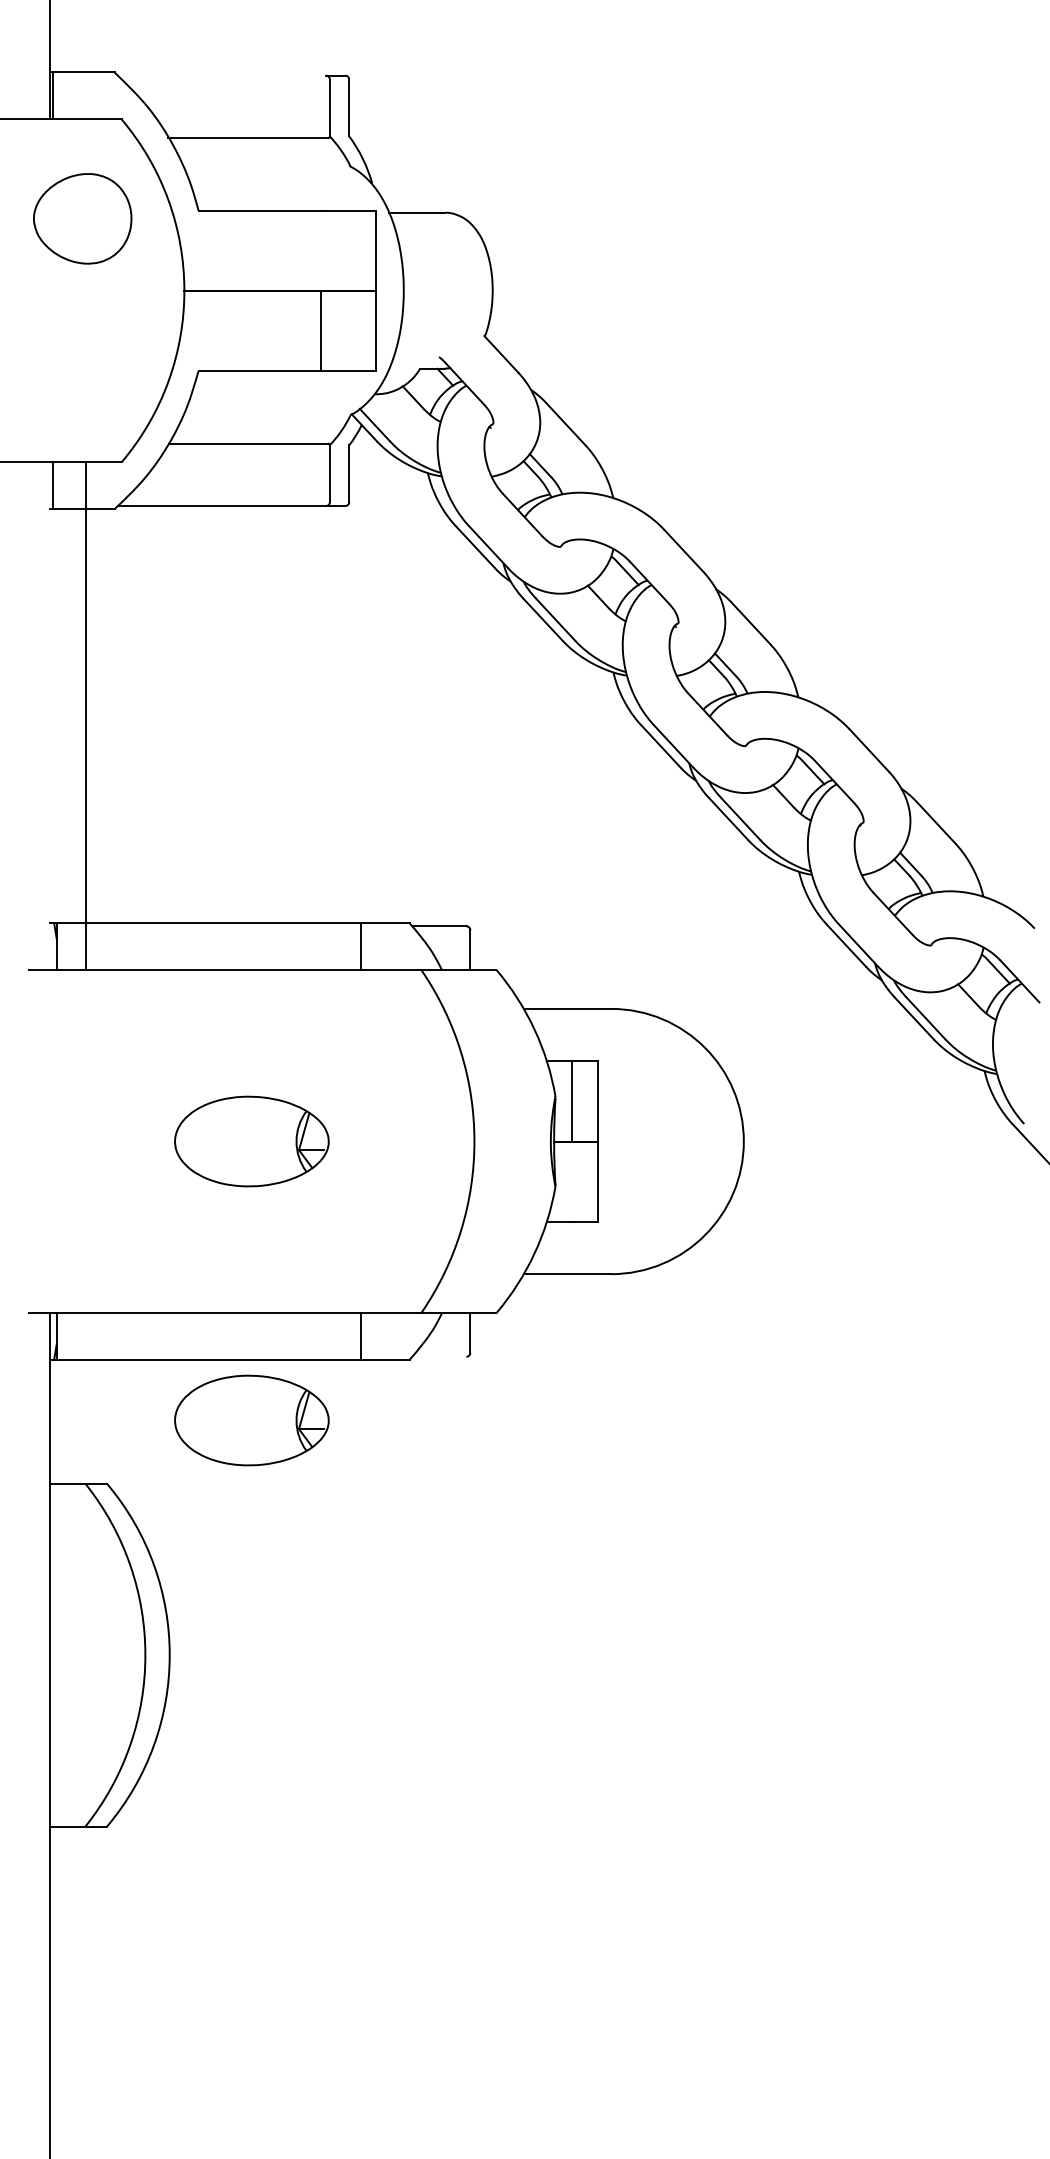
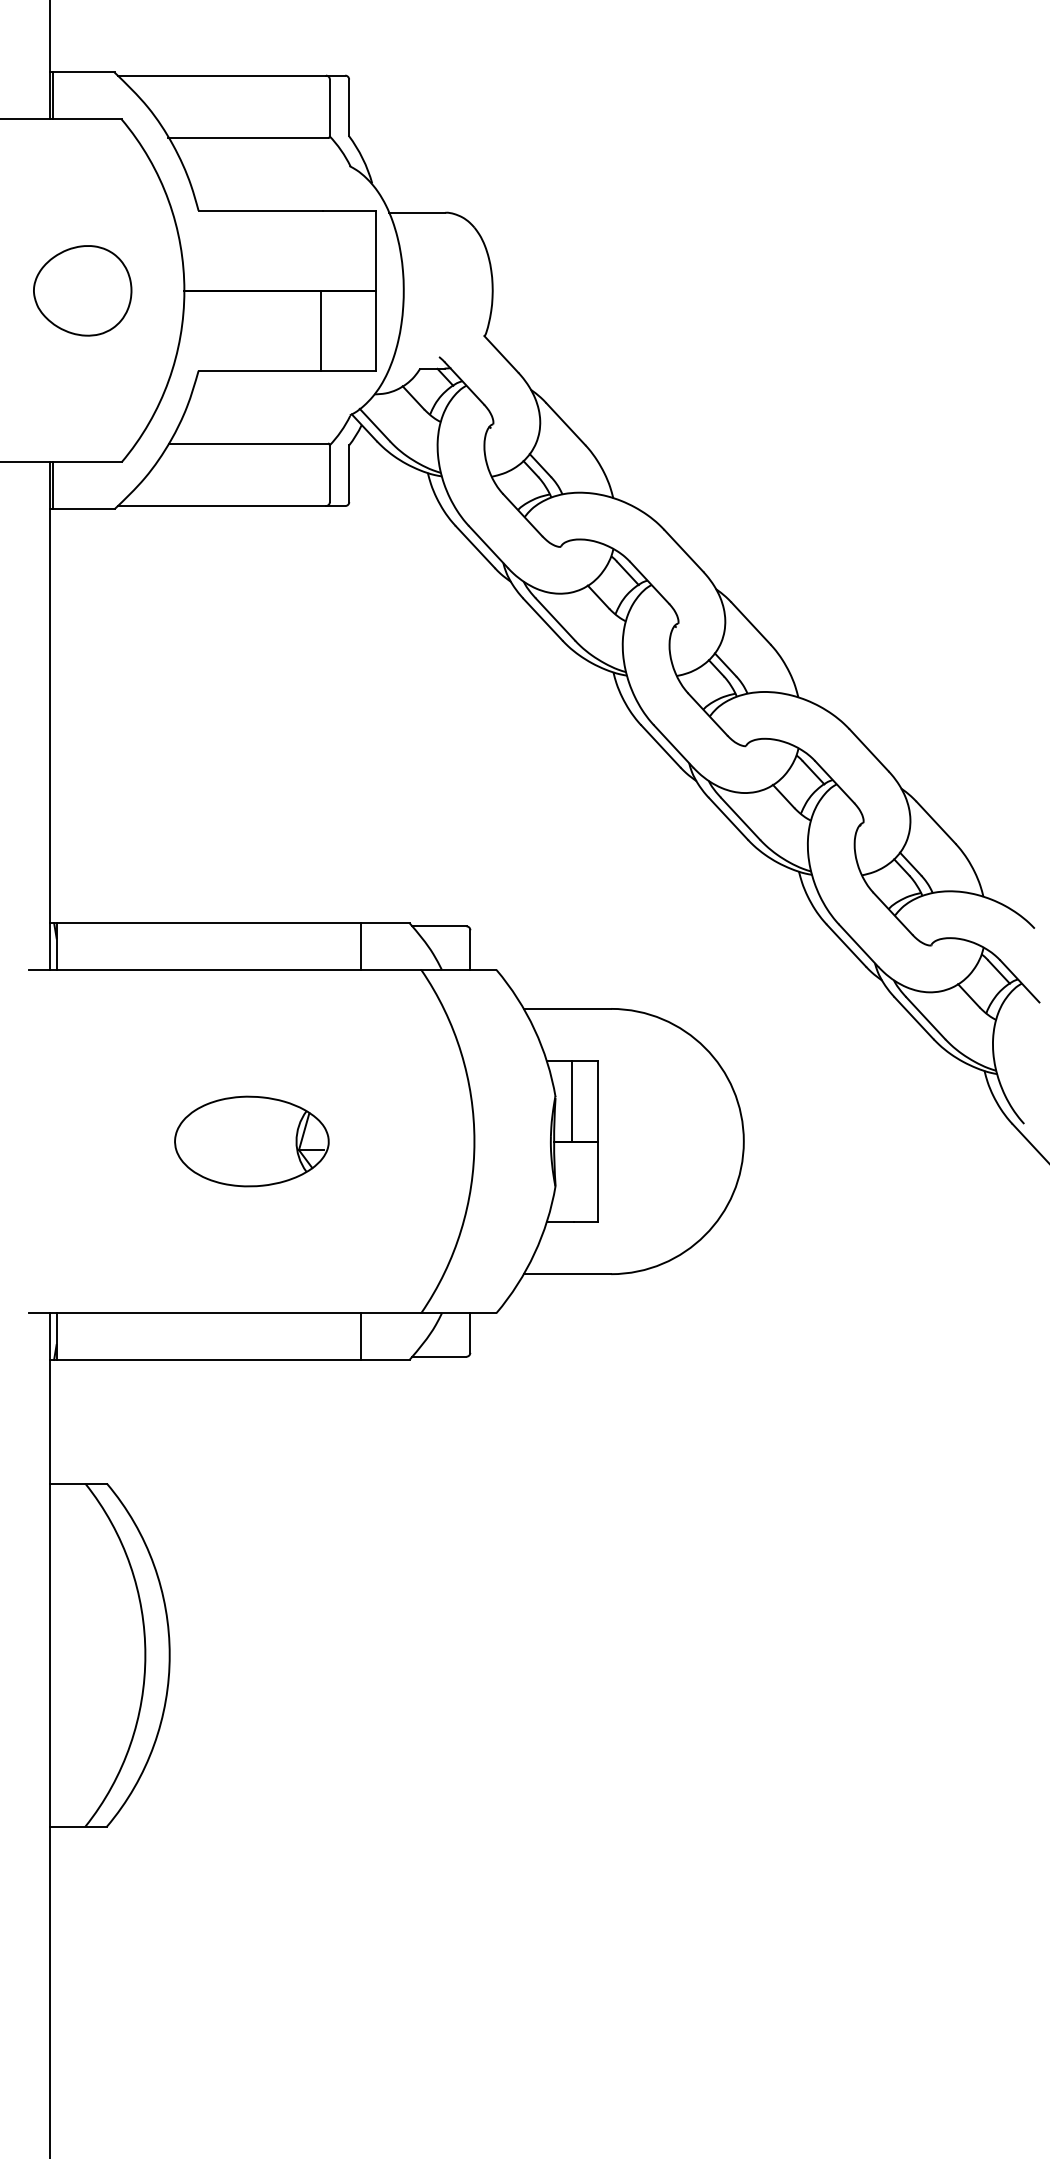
line: none -> present (221, 75)
part position: (82, 218) -> (82, 290) (82, 290)
line position: (86, 715) -> (50, 715) (50, 715)
line: none -> present (438, 1356)
part: present -> none (251, 1420)
